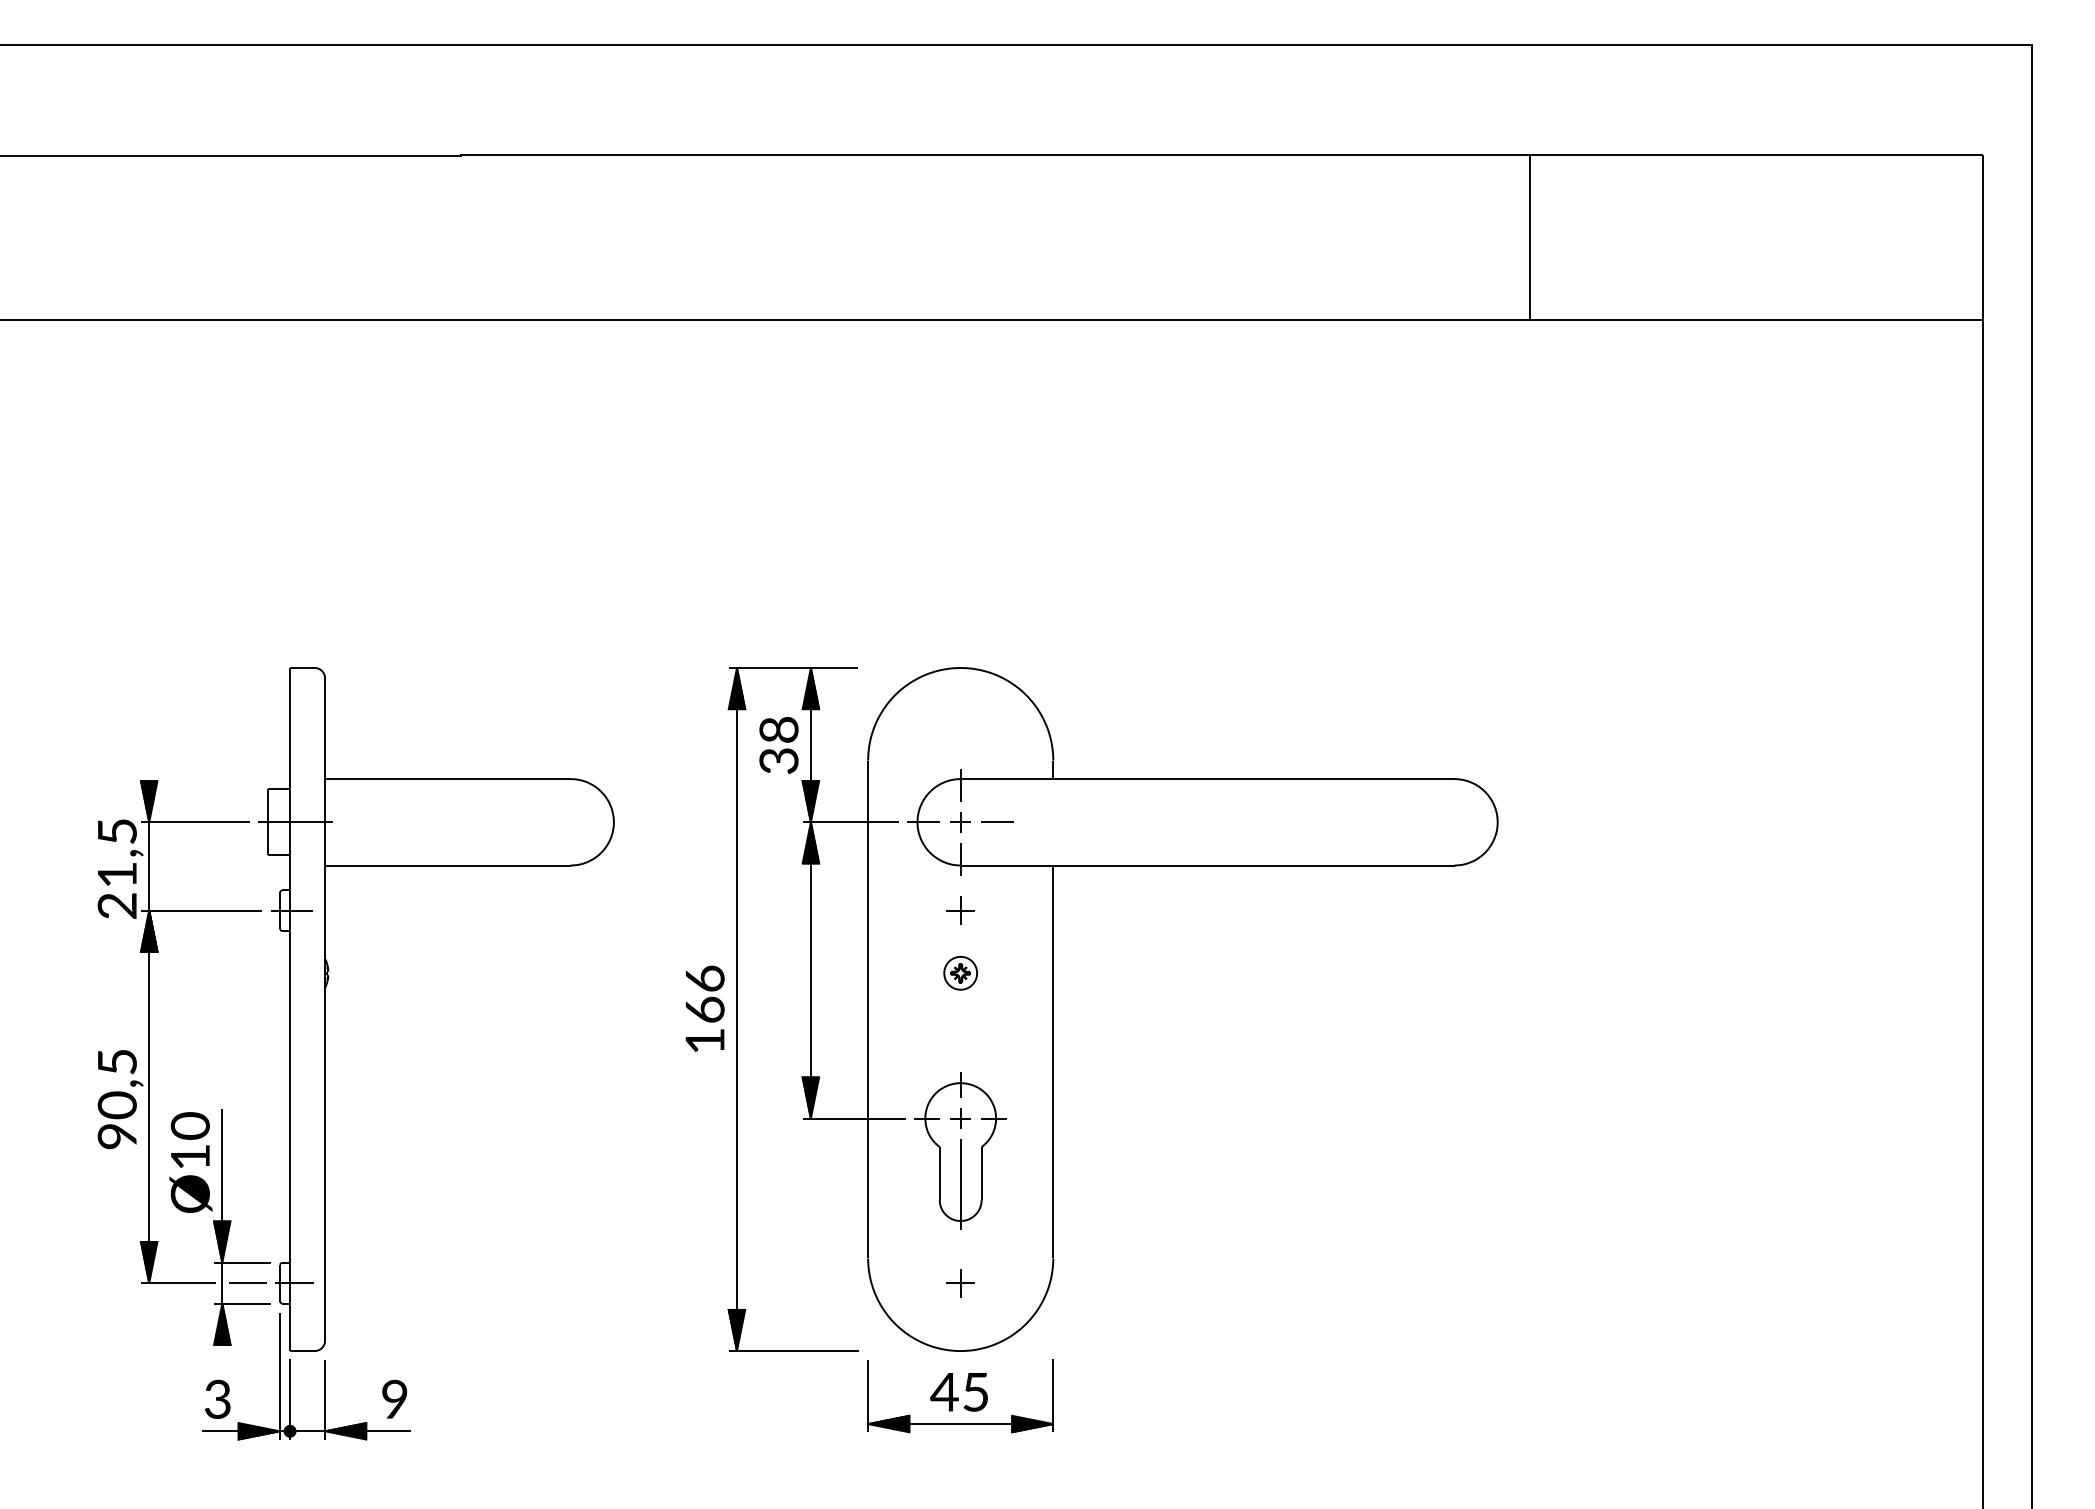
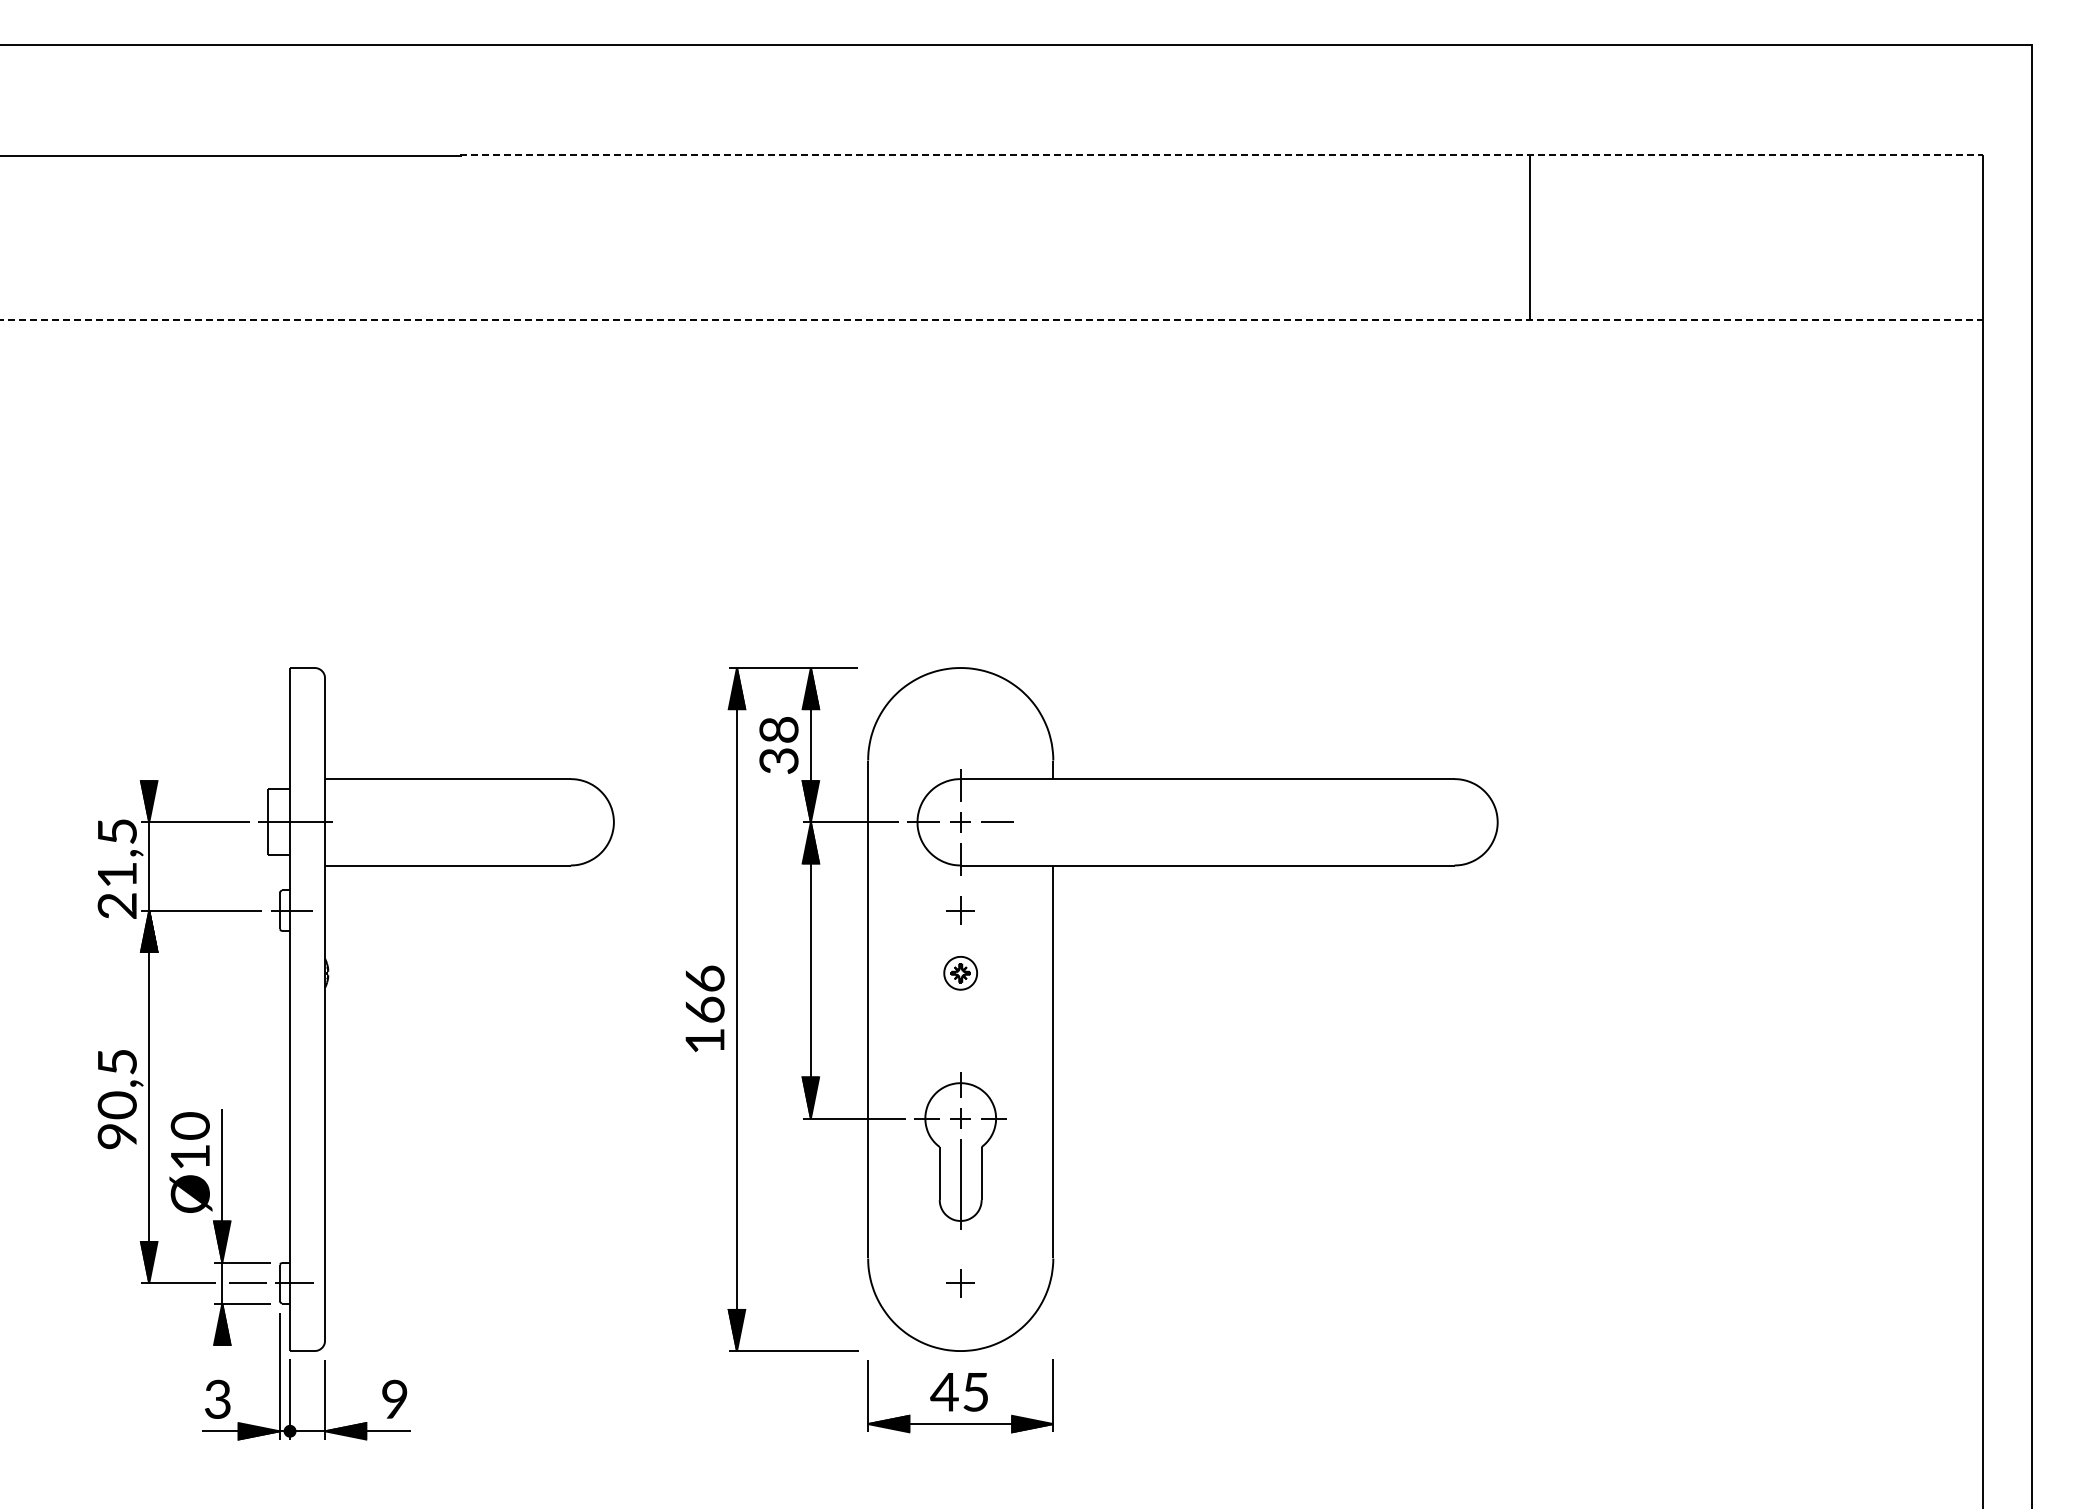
line: solid -> dashed (1222, 155)
line: solid -> dashed (991, 320)
